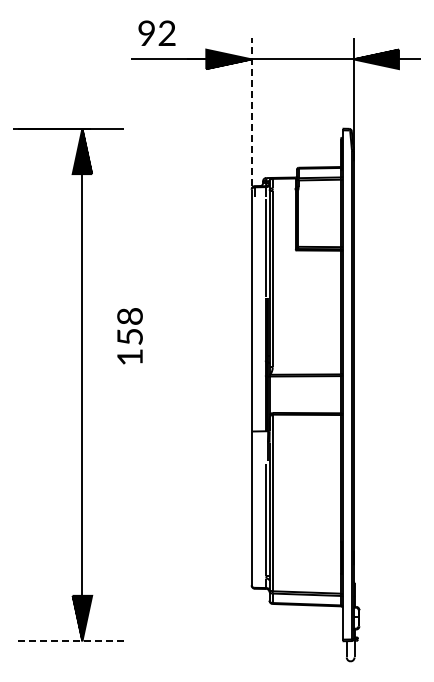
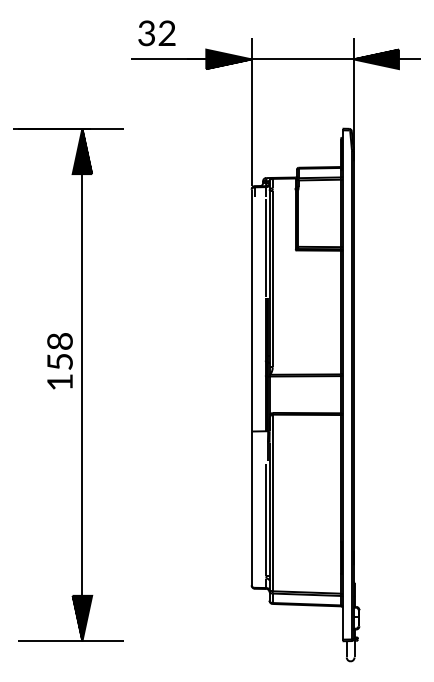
text: 92 -> 32 (146, 33)
line: dashed -> solid (251, 112)
text position: (129, 336) -> (59, 361) (59, 361)
line: dashed -> solid (70, 641)
